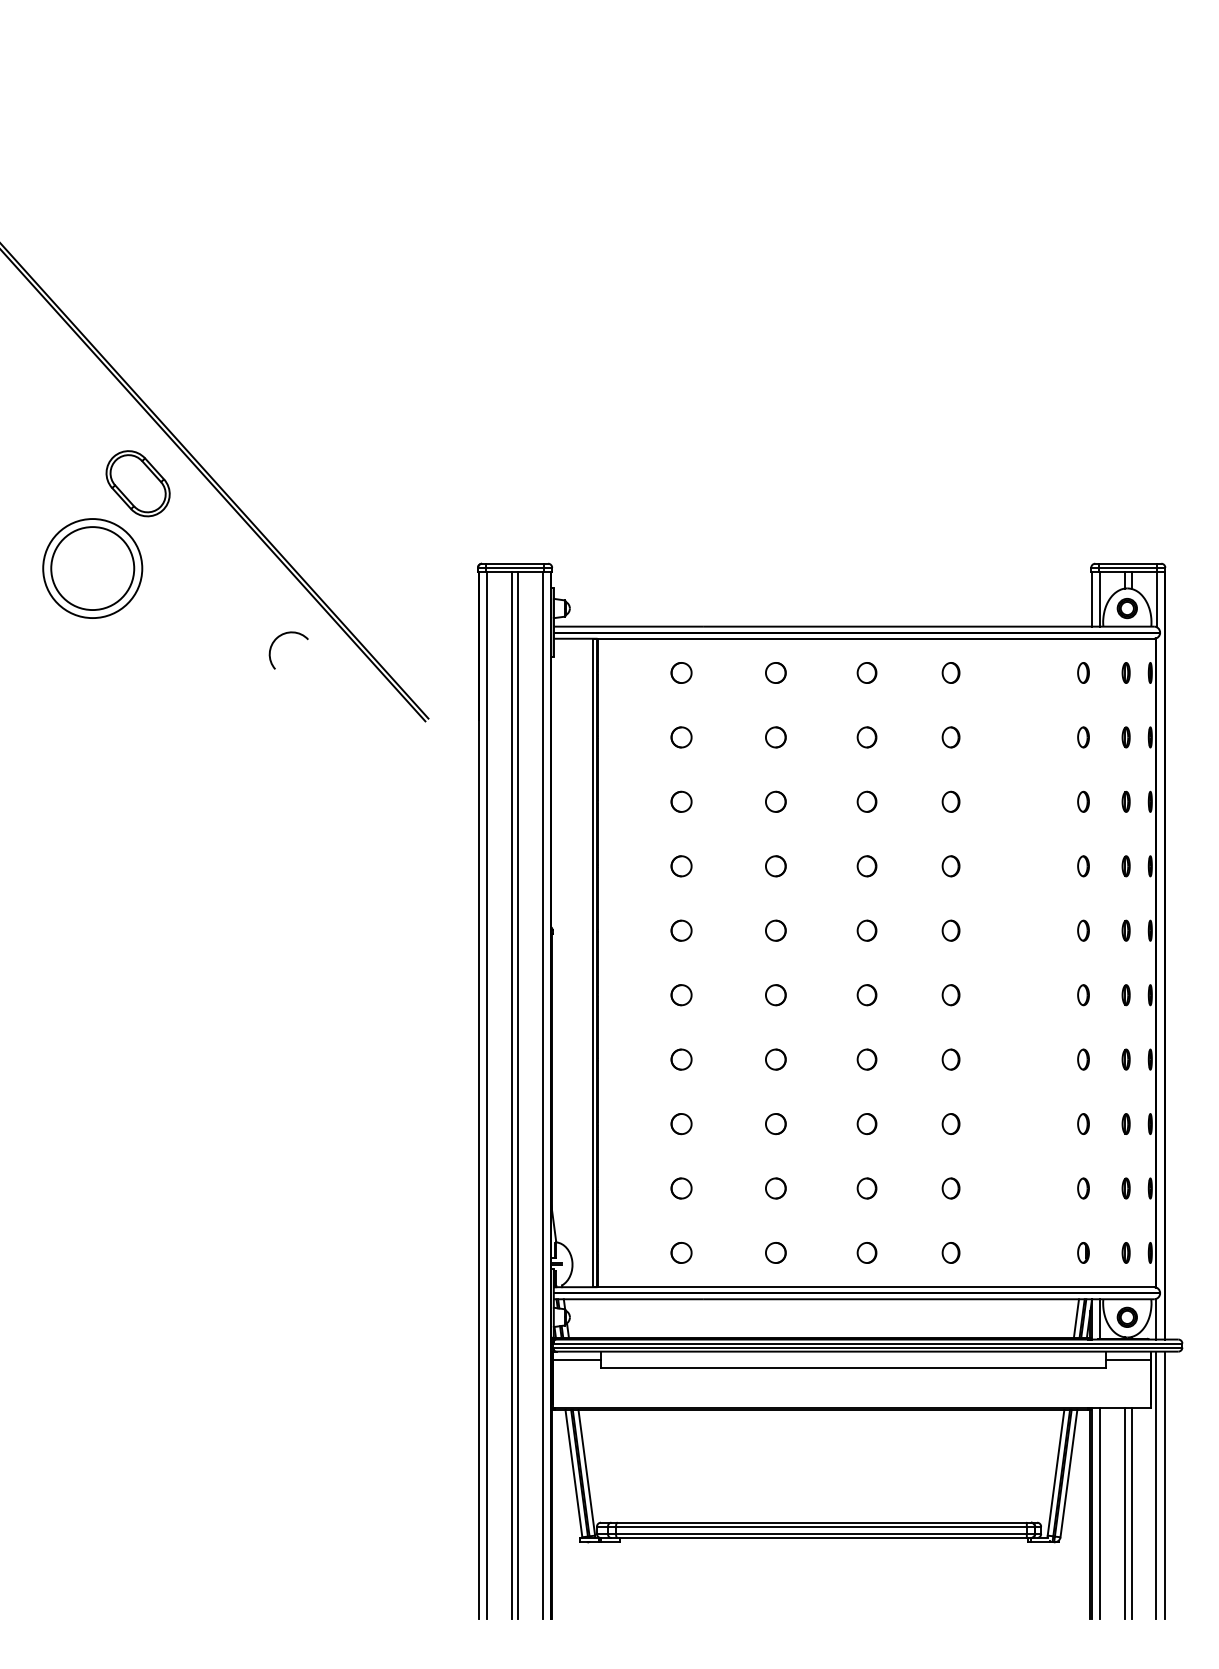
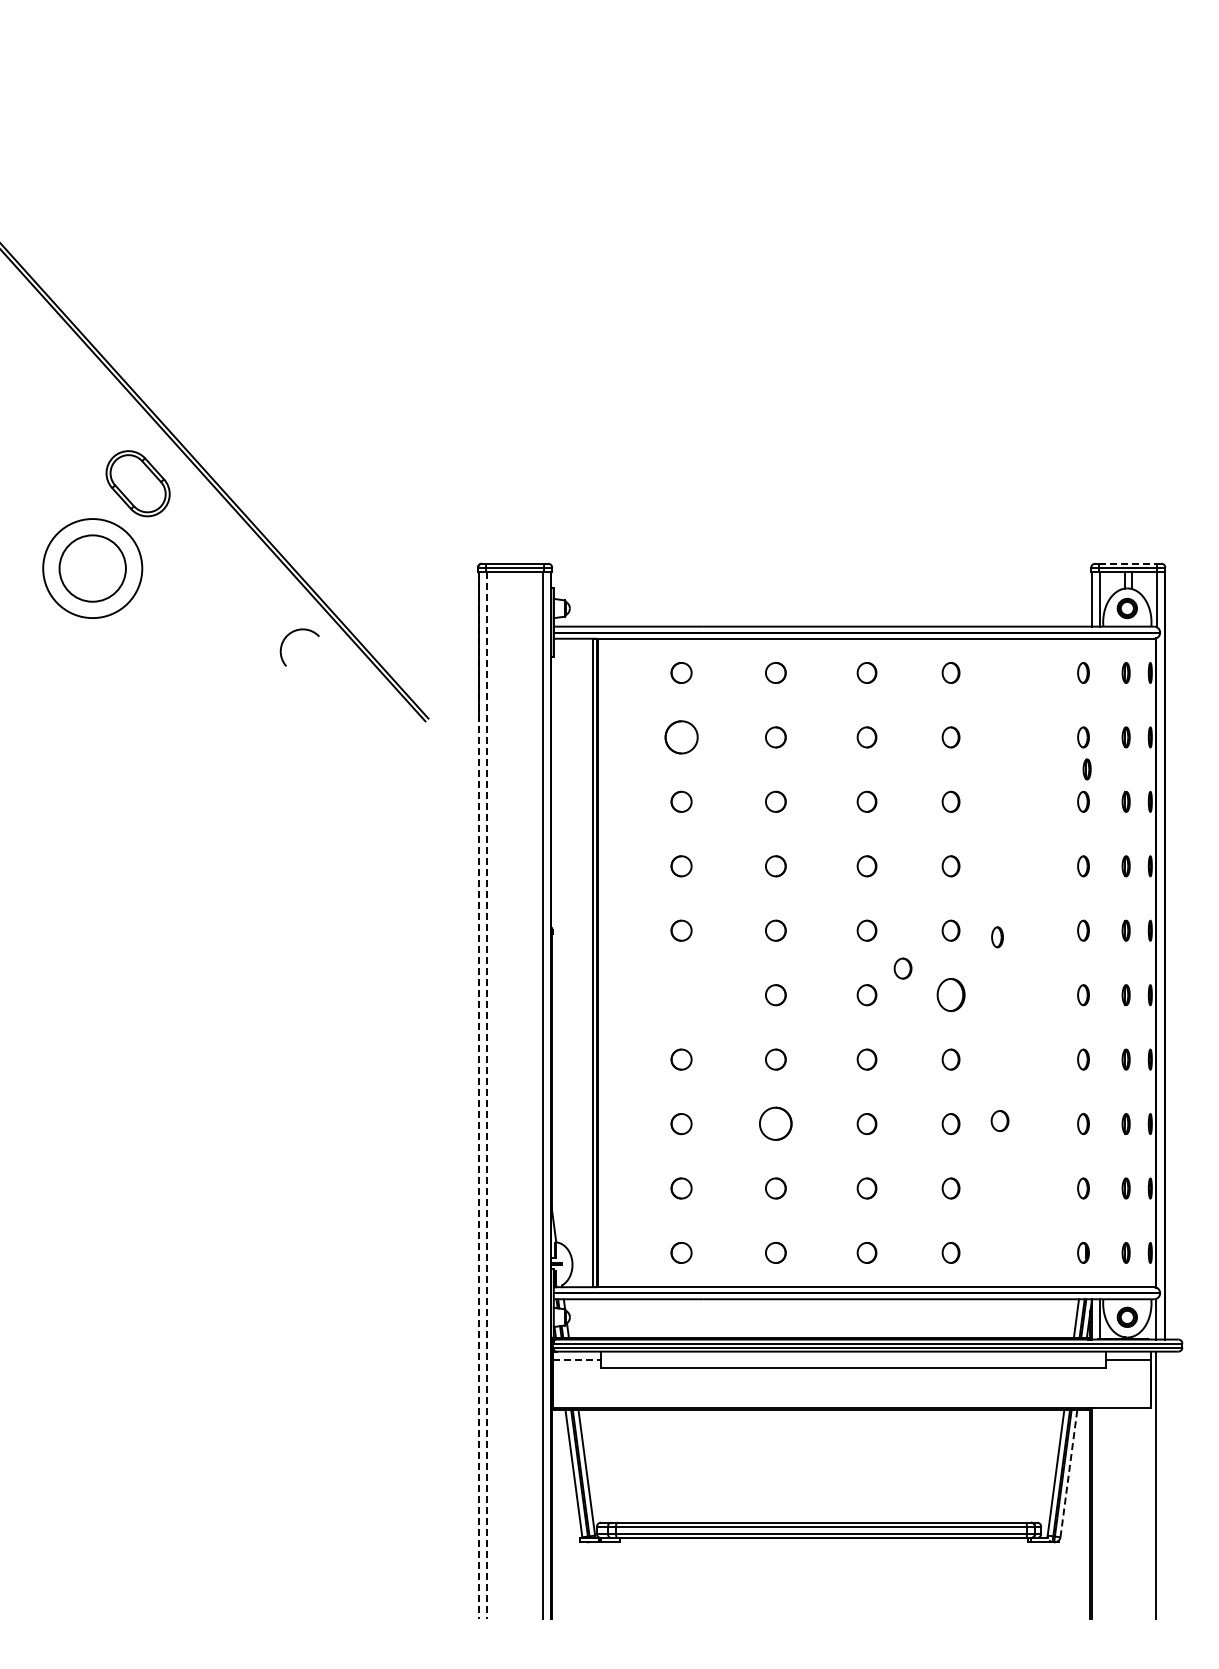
line: solid -> dashed (1128, 563)
circle diameter: 83 px -> 66 px (92, 568)
arc position: (278, 638) -> (289, 635) (289, 635)
part size: 23x23 px -> 35x35 px (681, 737)
part: none -> present (1086, 769)
part: none -> present (997, 937)
part: none -> present (902, 968)
part: present -> none (681, 995)
part size: 20x23 px -> 30x34 px (950, 994)
line: present -> none (511, 1094)
line: present -> none (518, 1094)
line: solid -> dashed (478, 1095)
line: solid -> dashed (486, 1095)
part: none -> present (999, 1120)
part size: 22x23 px -> 34x35 px (775, 1123)
line: solid -> dashed (577, 1359)
line: solid -> dashed (1068, 1473)
line: present -> none (1164, 1484)
line: present -> none (1100, 1513)
line: present -> none (1125, 1513)
line: present -> none (1131, 1513)
